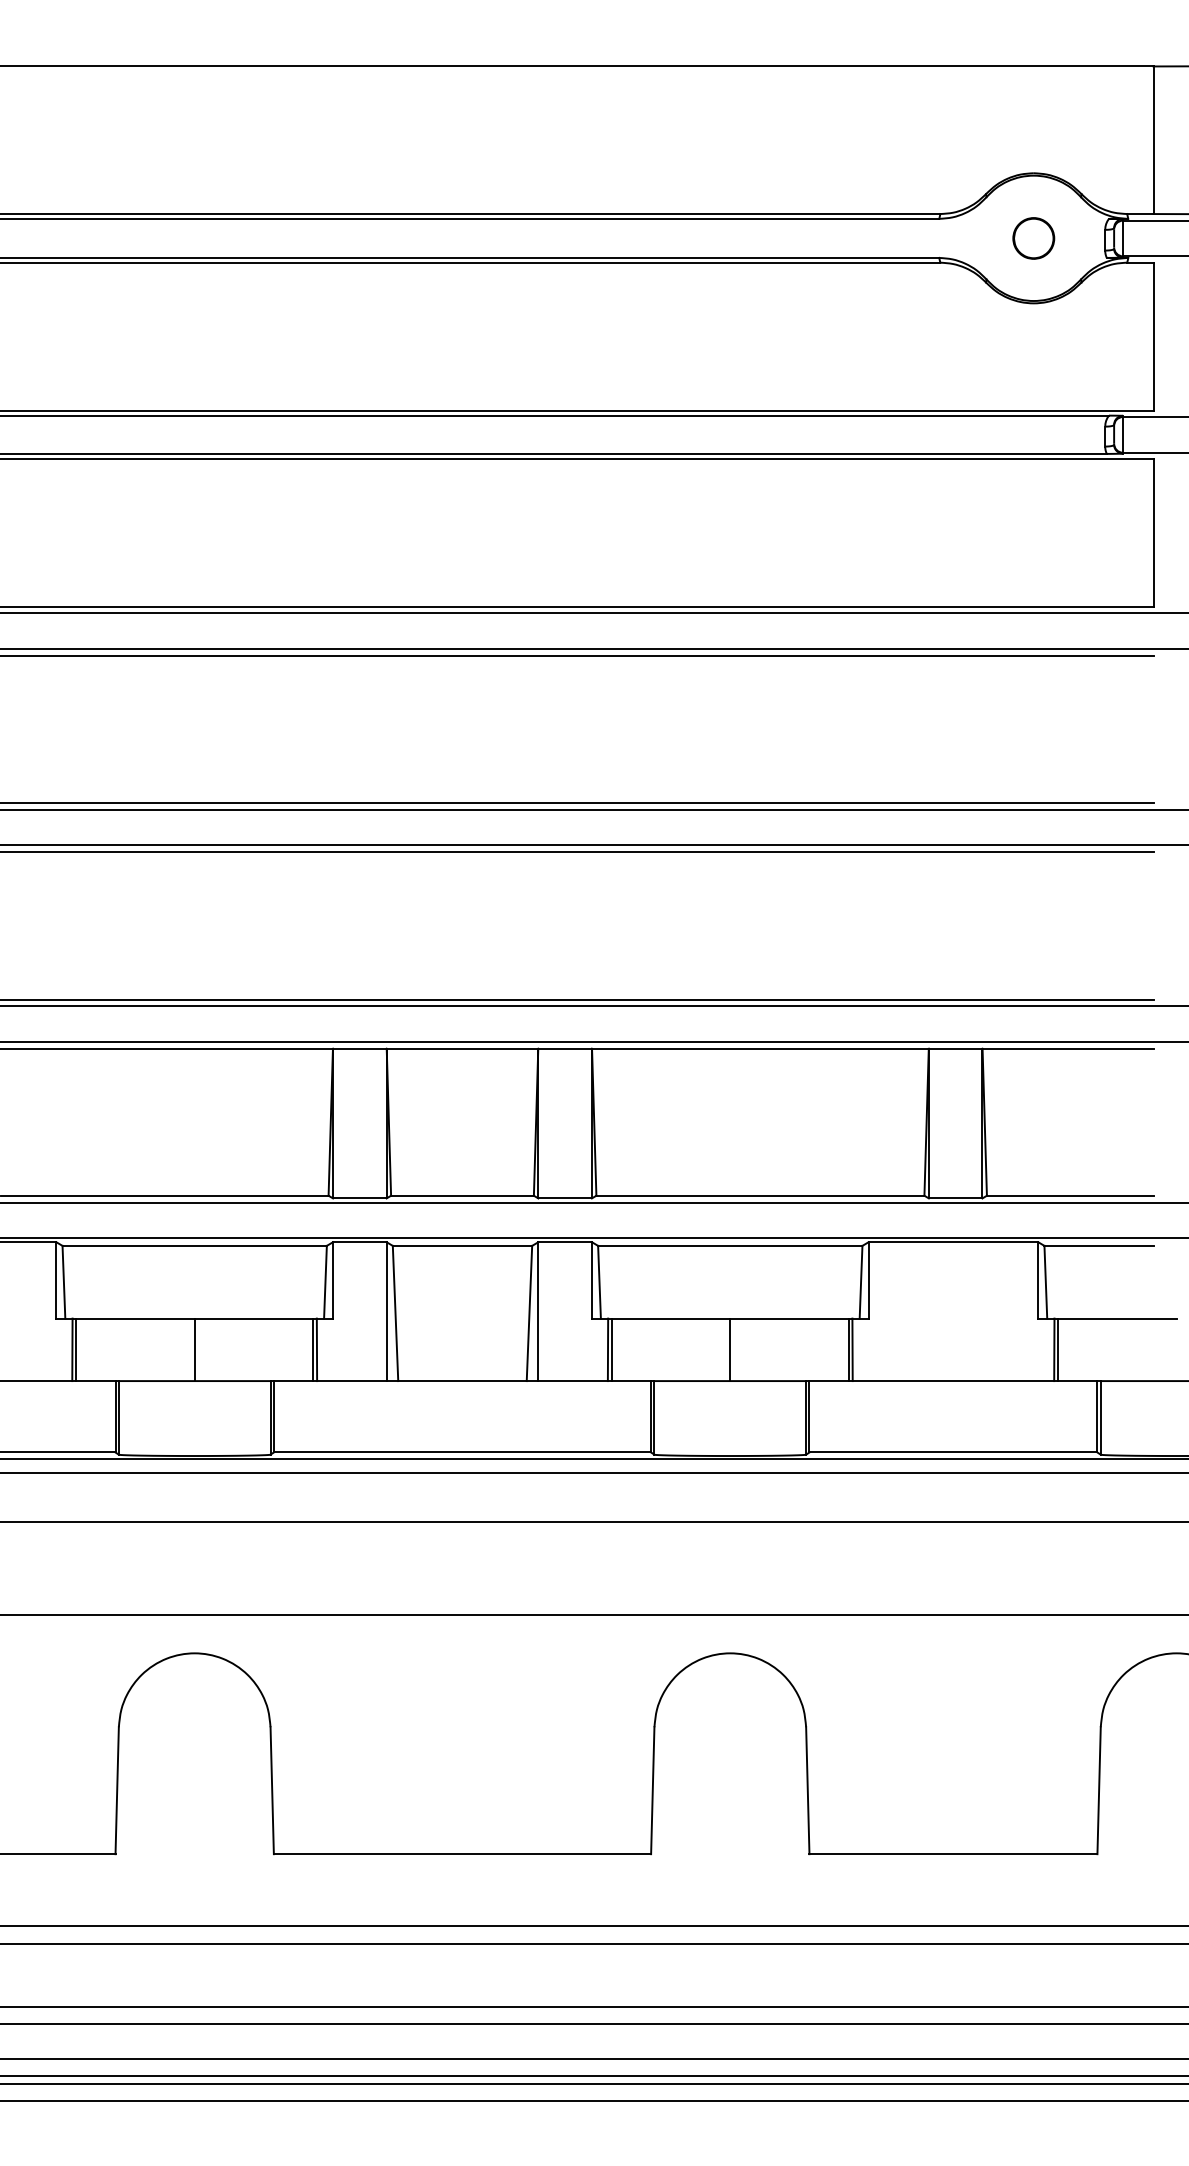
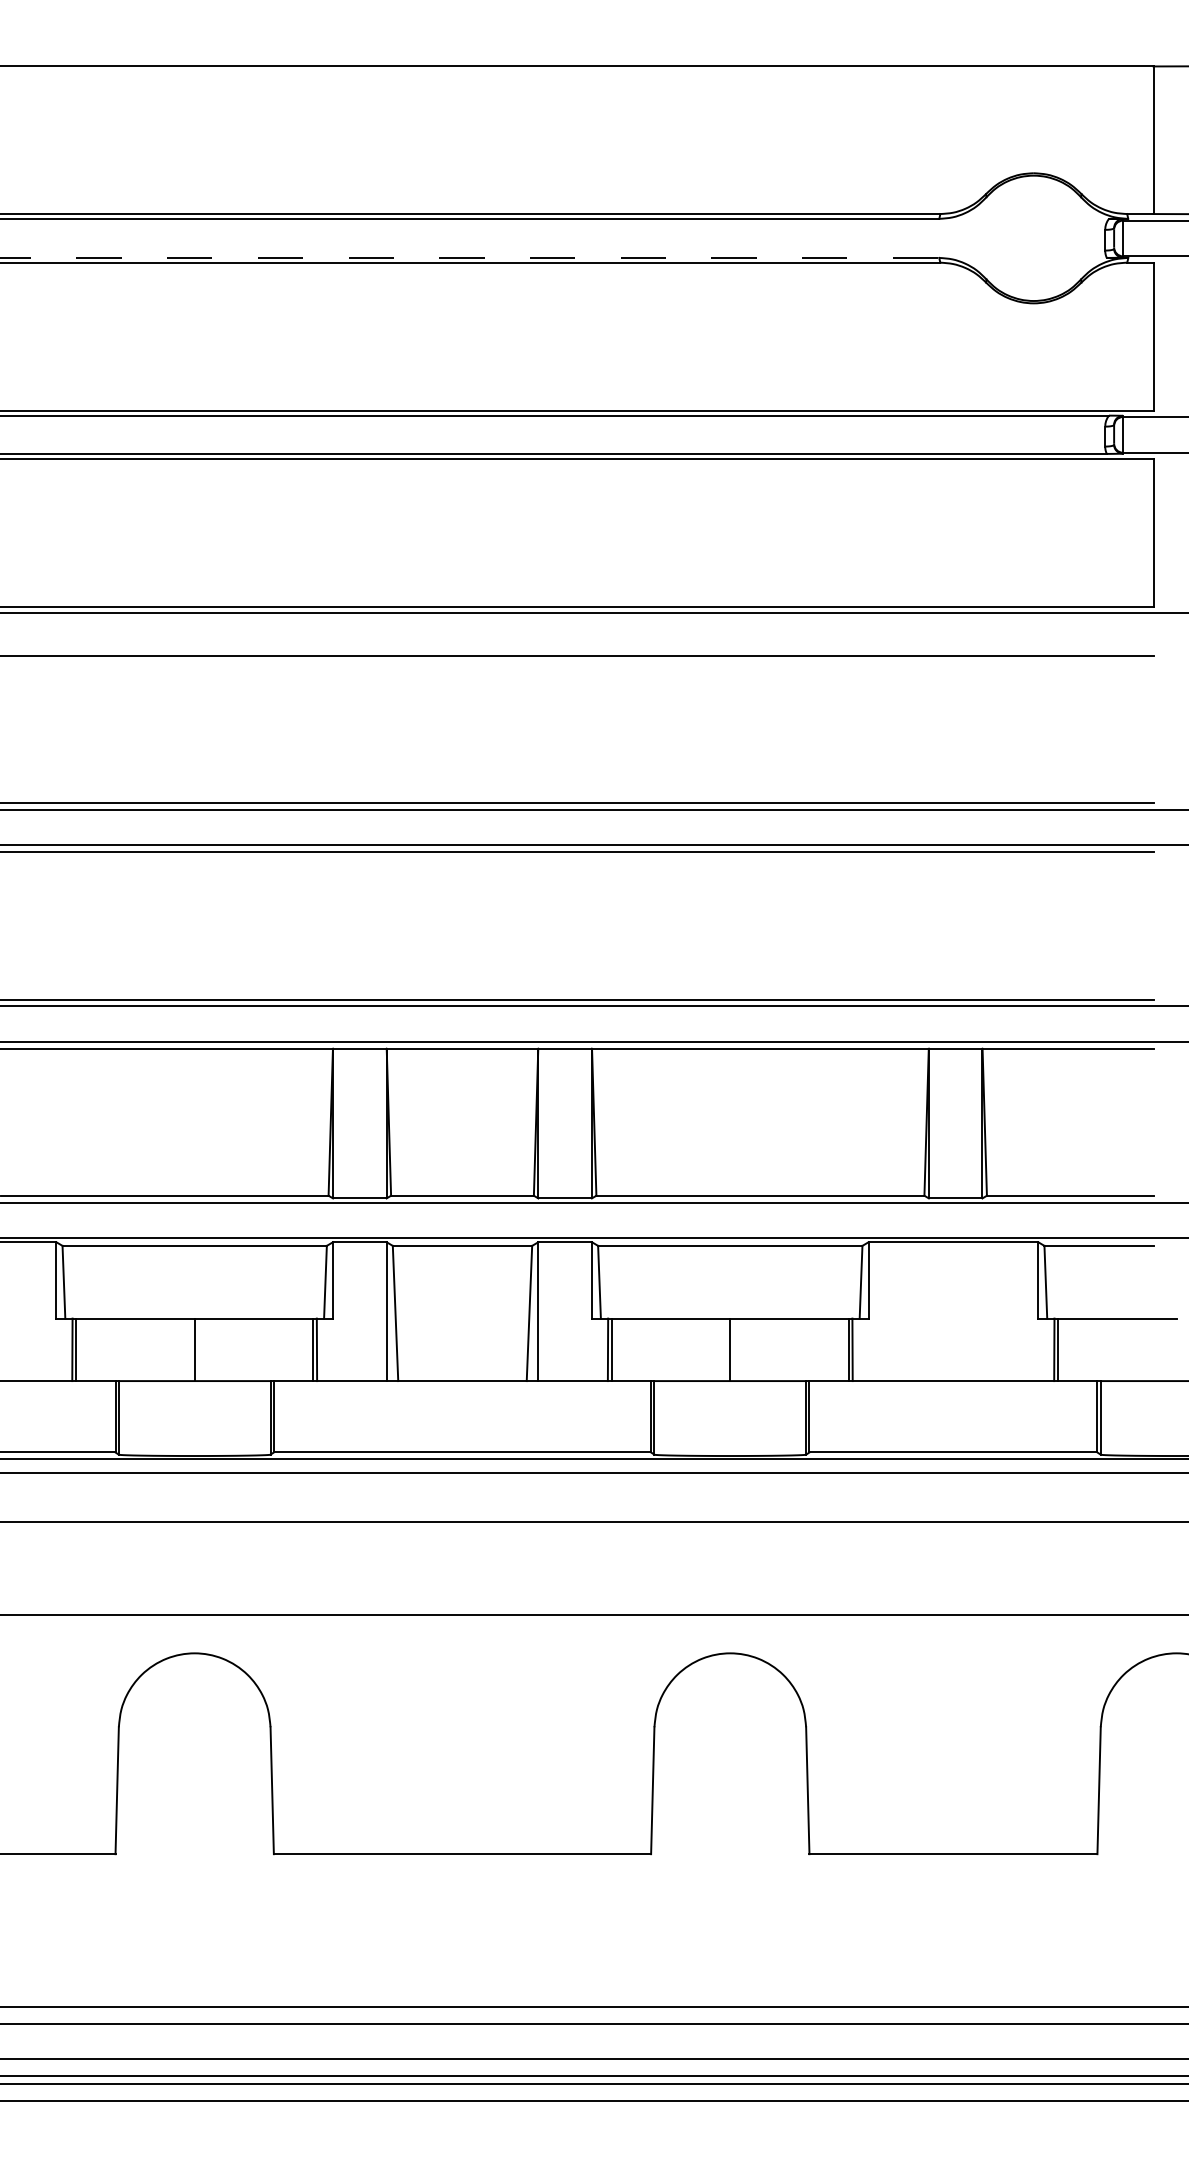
part: present -> none (1033, 238)
line: solid -> dashed (470, 257)
line: present -> none (593, 649)
line: present -> none (593, 1926)
line: present -> none (593, 1943)
